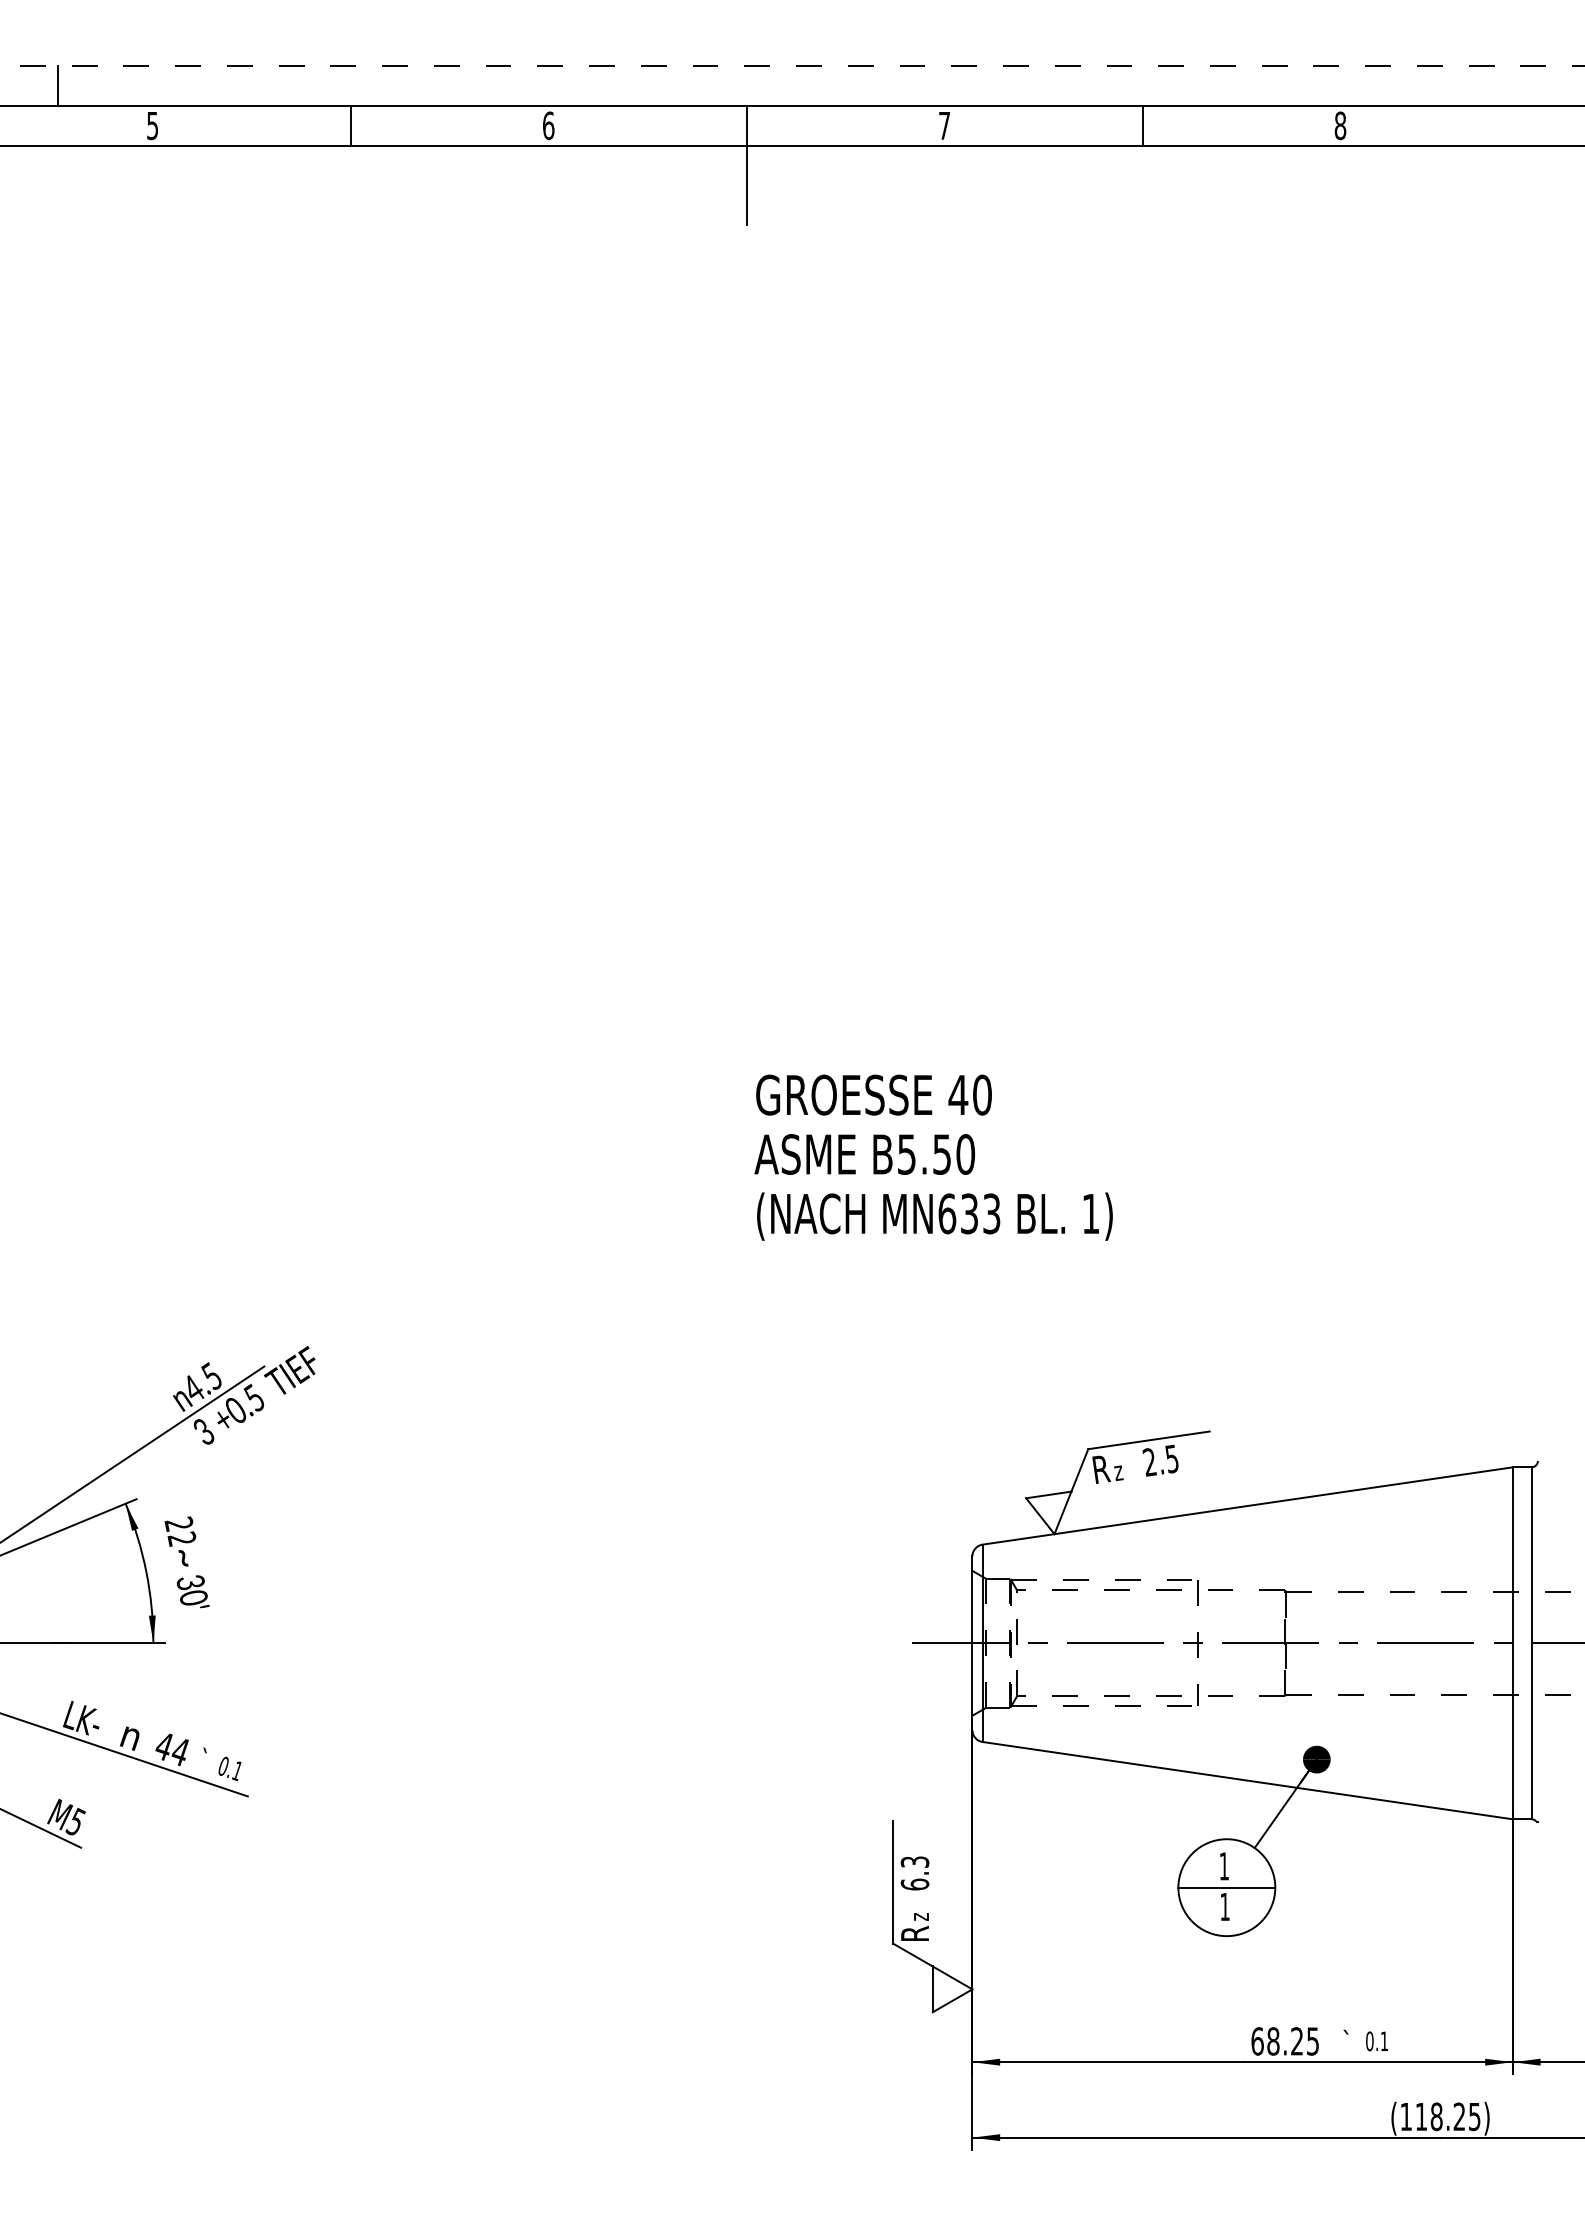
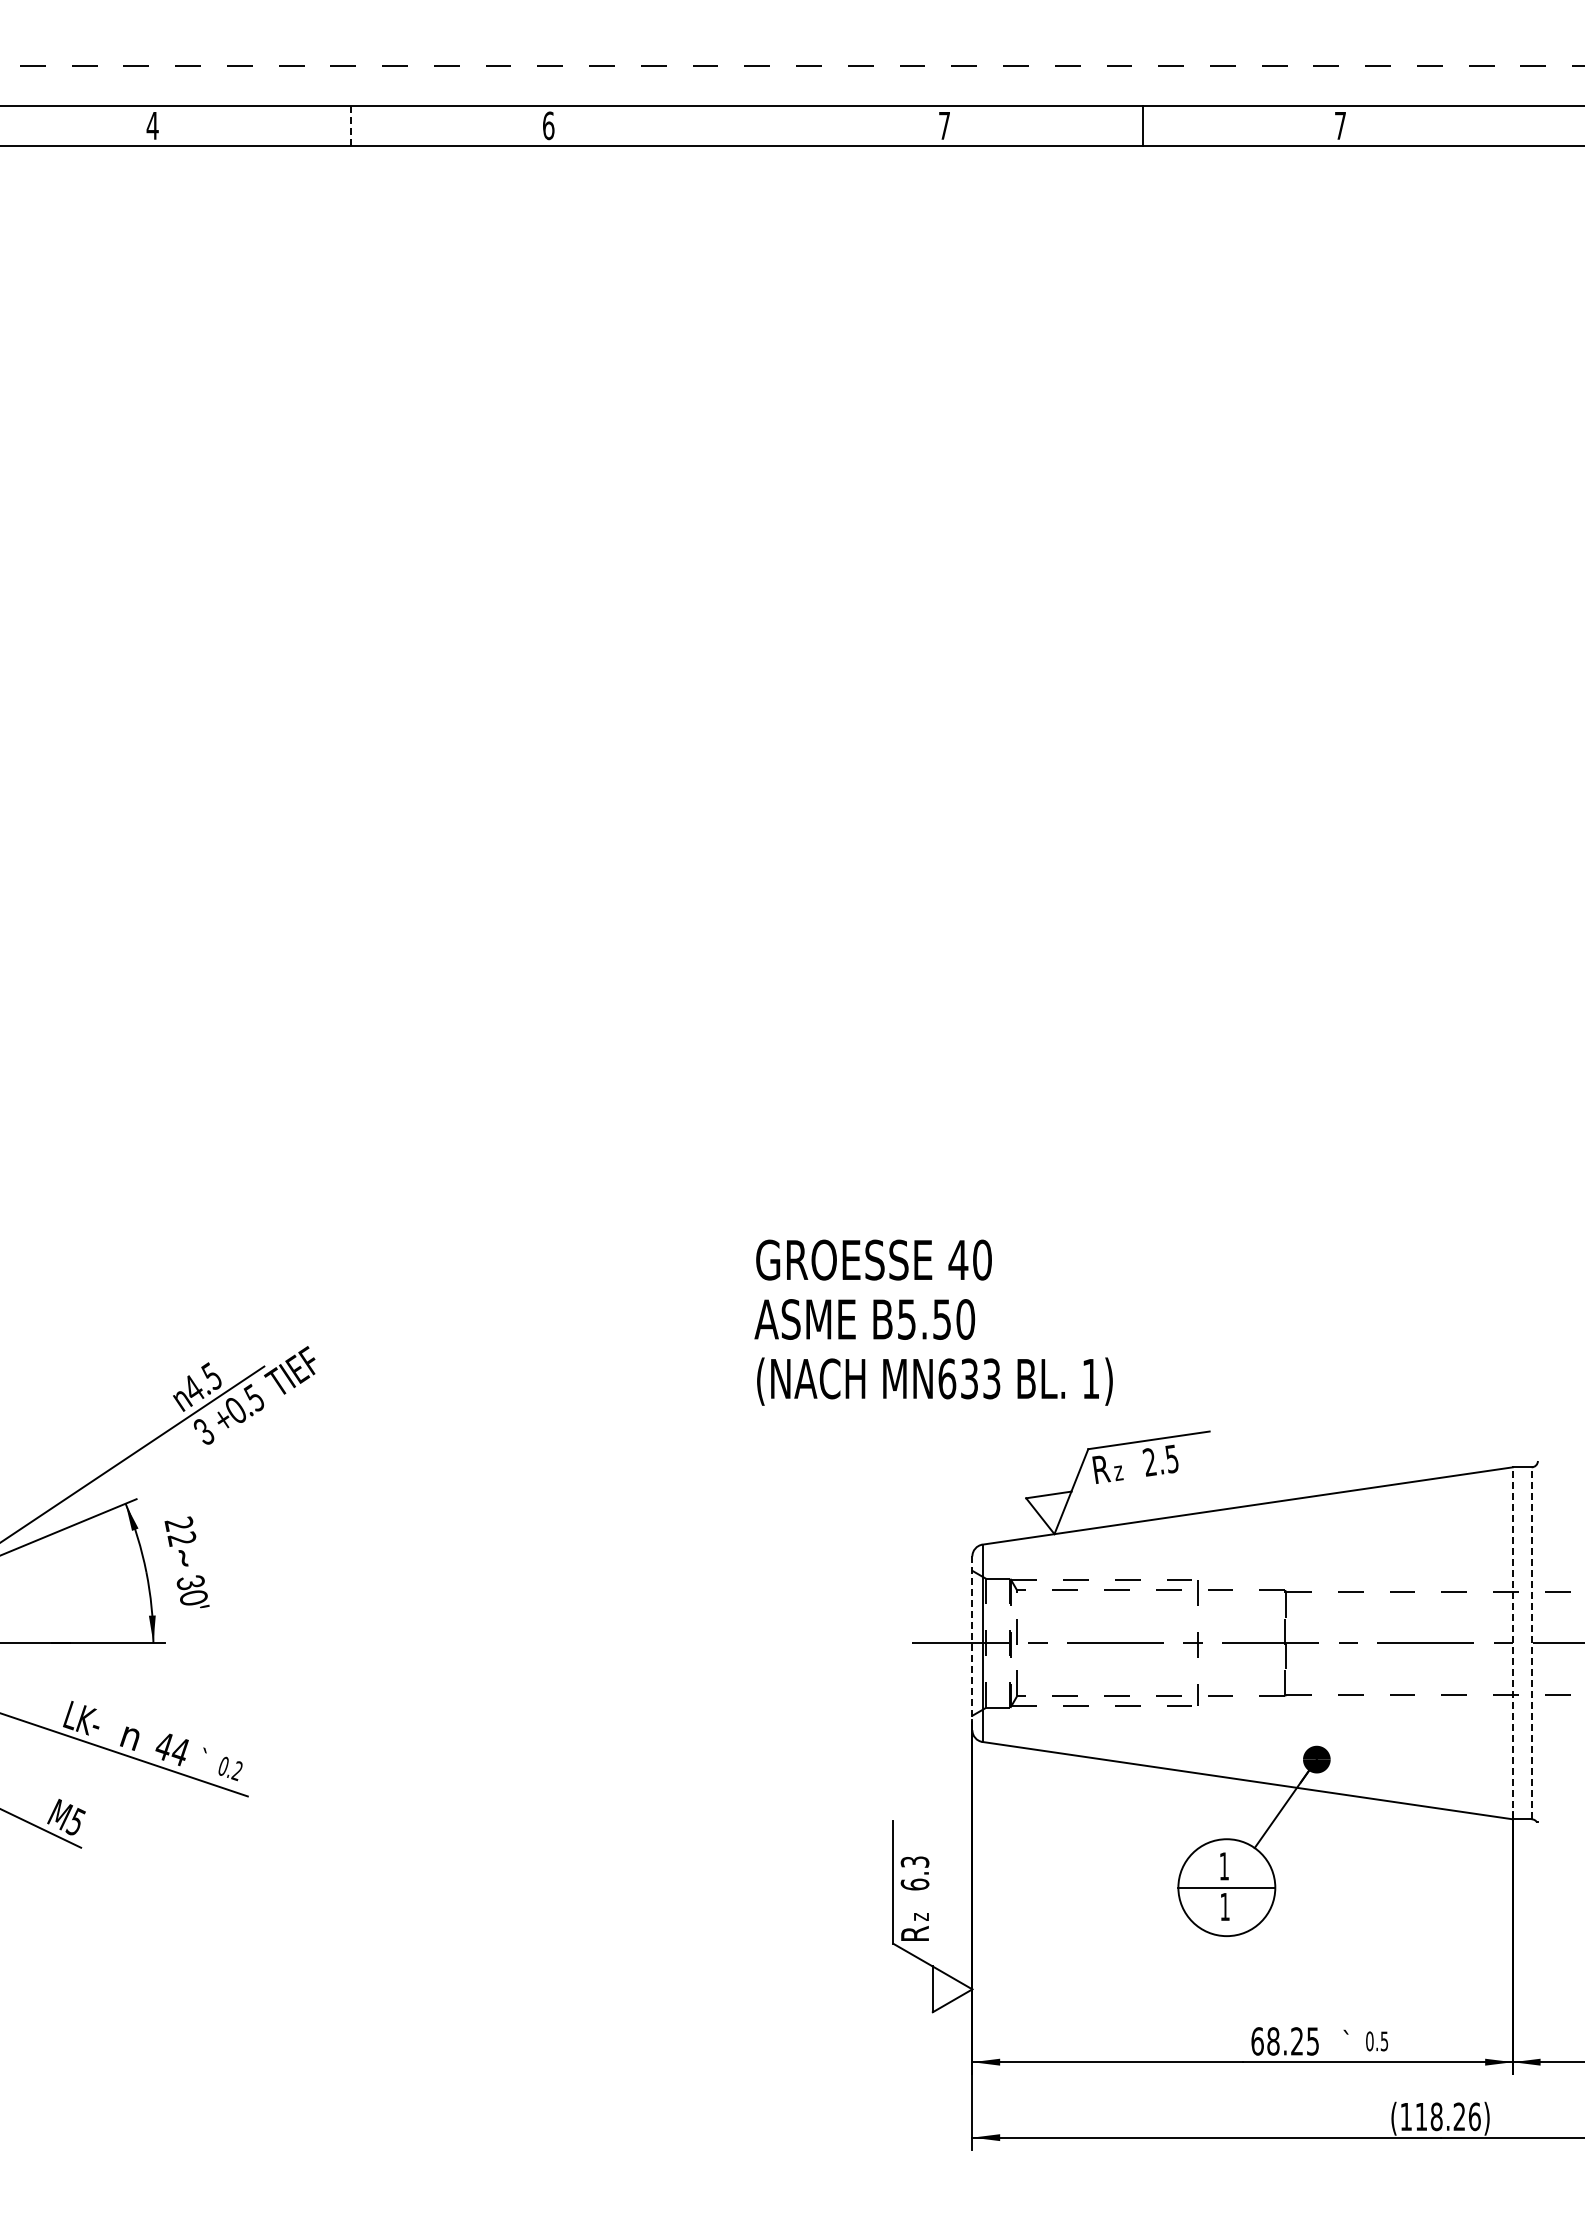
line: present -> none (57, 86)
line: solid -> dashed (350, 125)
text: 8 -> 7 (1340, 125)
text: 5 -> 4 (152, 126)
line: present -> none (746, 165)
text position: (933, 1157) -> (933, 1322) (933, 1322)
line: solid -> dashed (972, 1643)
line: solid -> dashed (1512, 1643)
line: solid -> dashed (1531, 1643)
text: 0.1 -> 0.2 (236, 1770)
text: 0.1 -> 0.5 (1384, 2041)
text: (118.25) -> (118.26) (1474, 2116)
